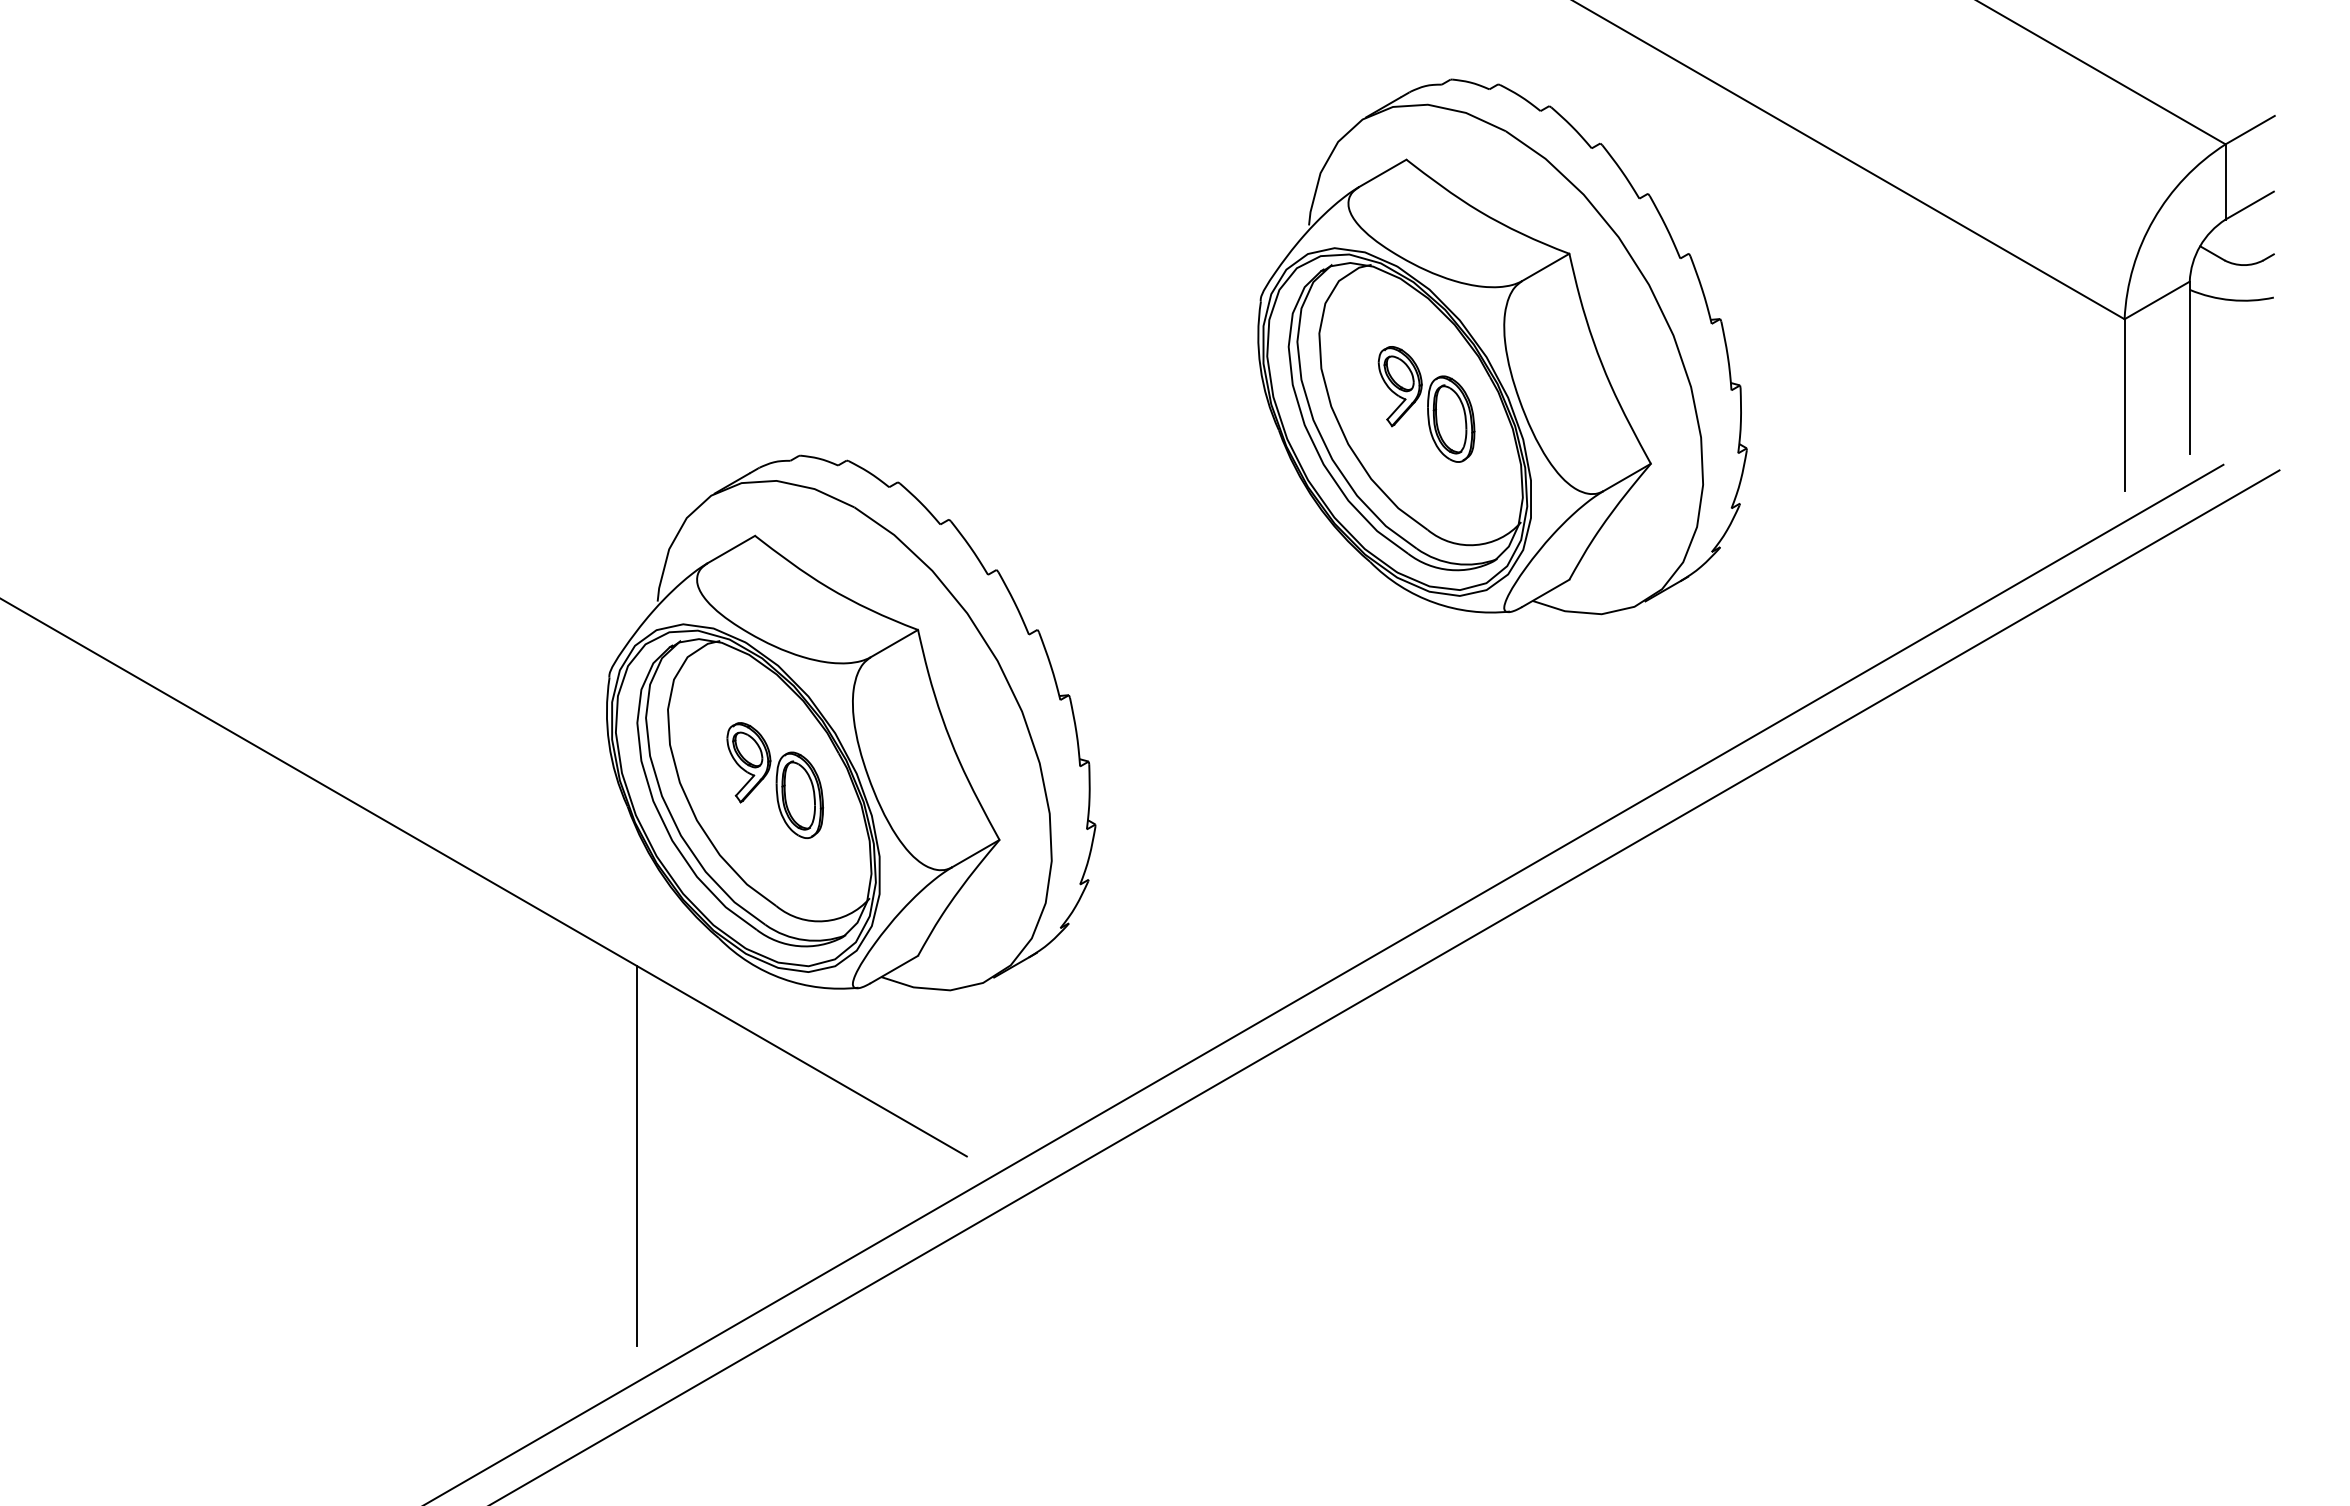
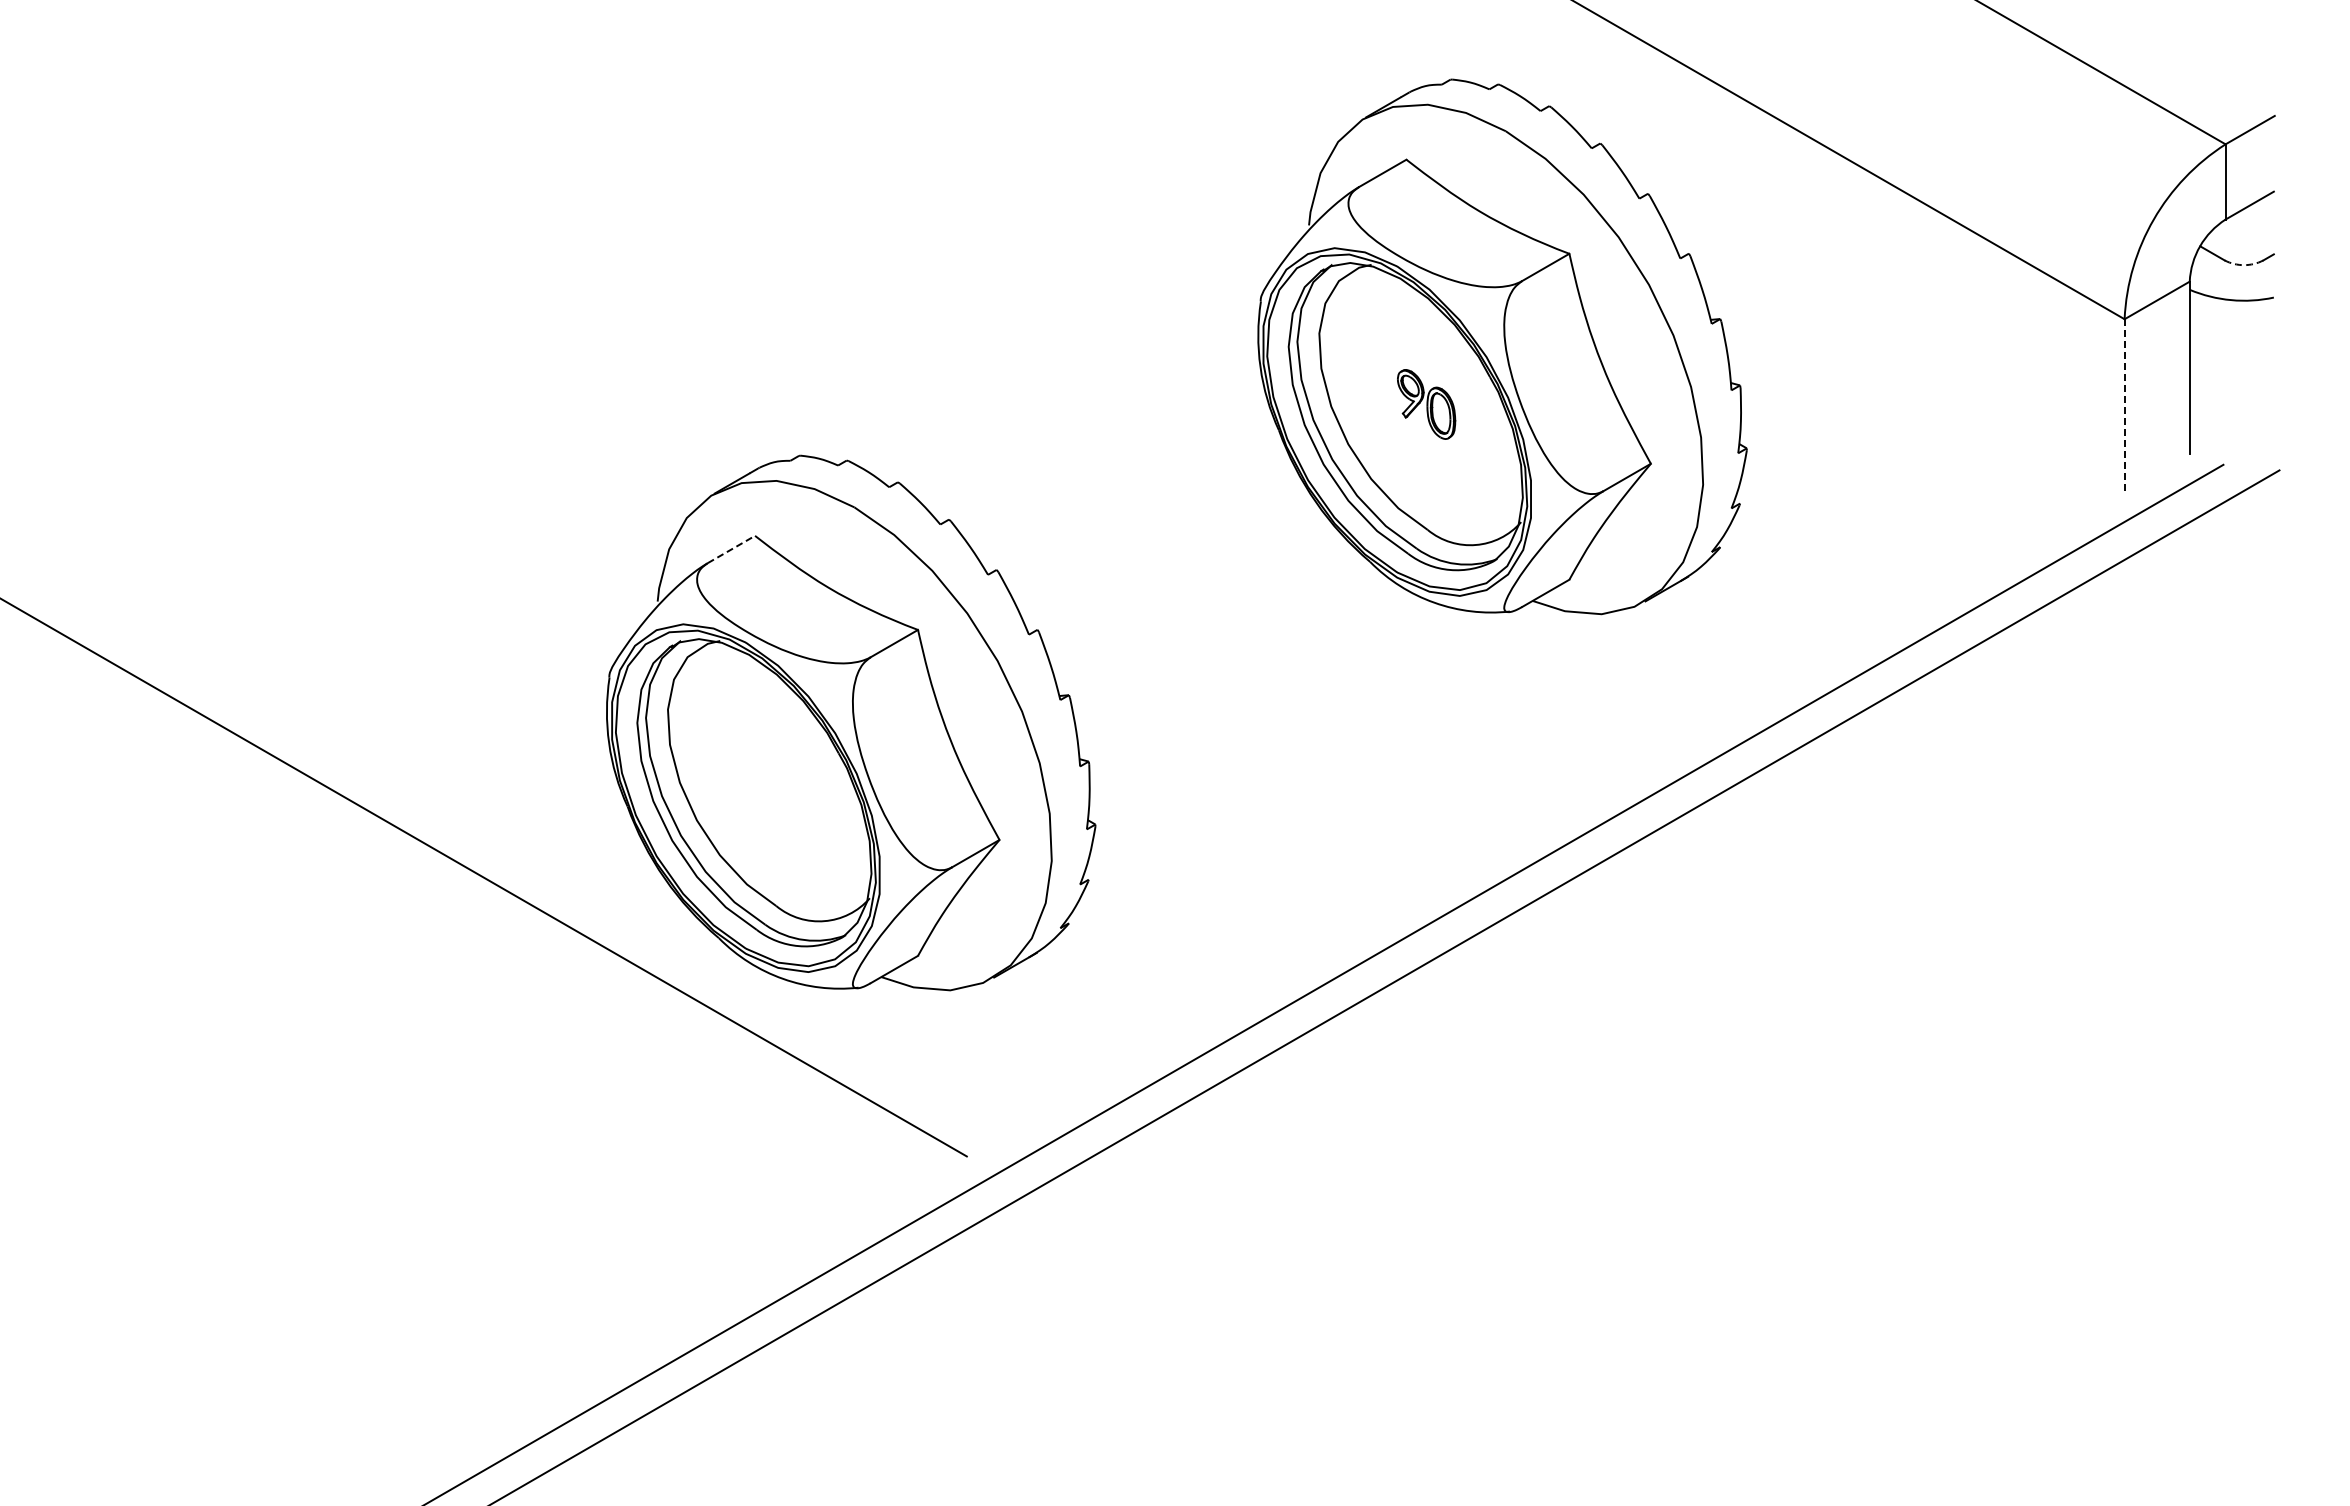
arc: solid -> dashed (2244, 265)
part size: 99x117 px -> 60x71 px (1426, 404)
line: solid -> dashed (2124, 405)
line: solid -> dashed (731, 549)
part: present -> none (775, 780)
line: present -> none (637, 1155)
